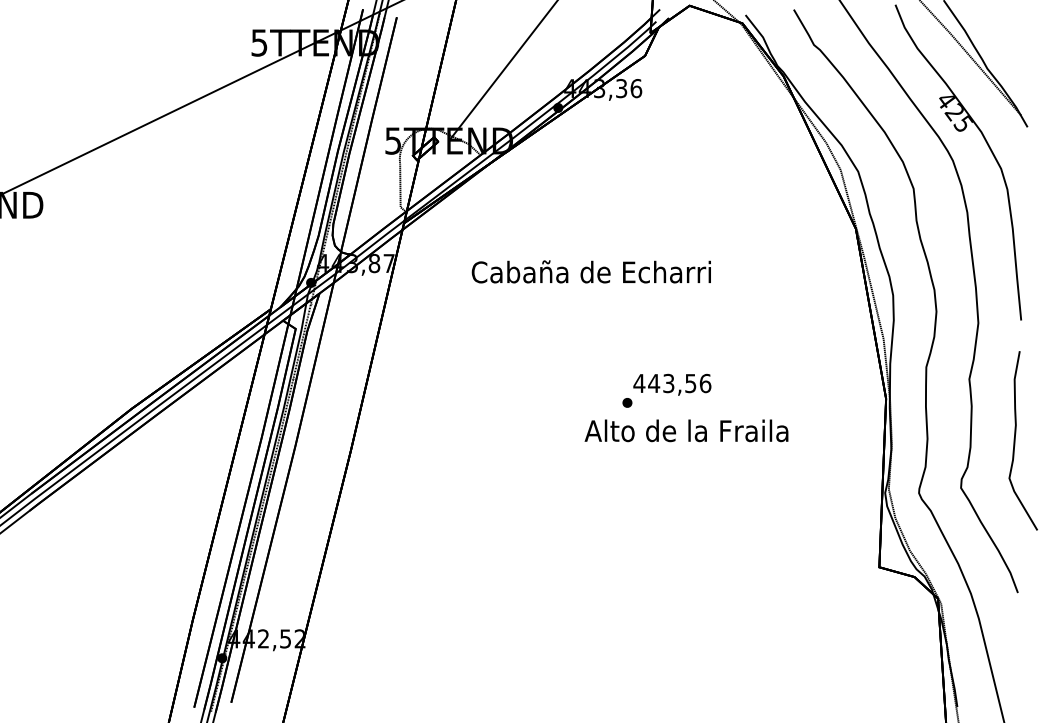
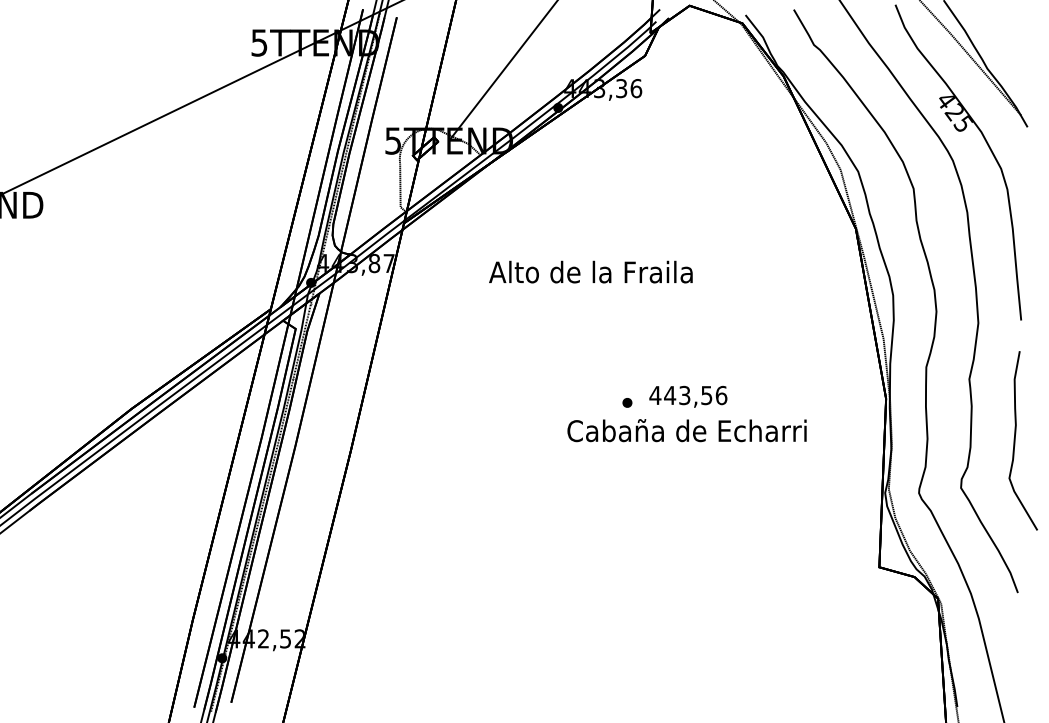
text: Cabaña de Echarri -> Alto de la Fraila (590, 271)
text position: (672, 384) -> (688, 396) (688, 396)
text: Alto de la Fraila -> Cabaña de Echarri (686, 430)
